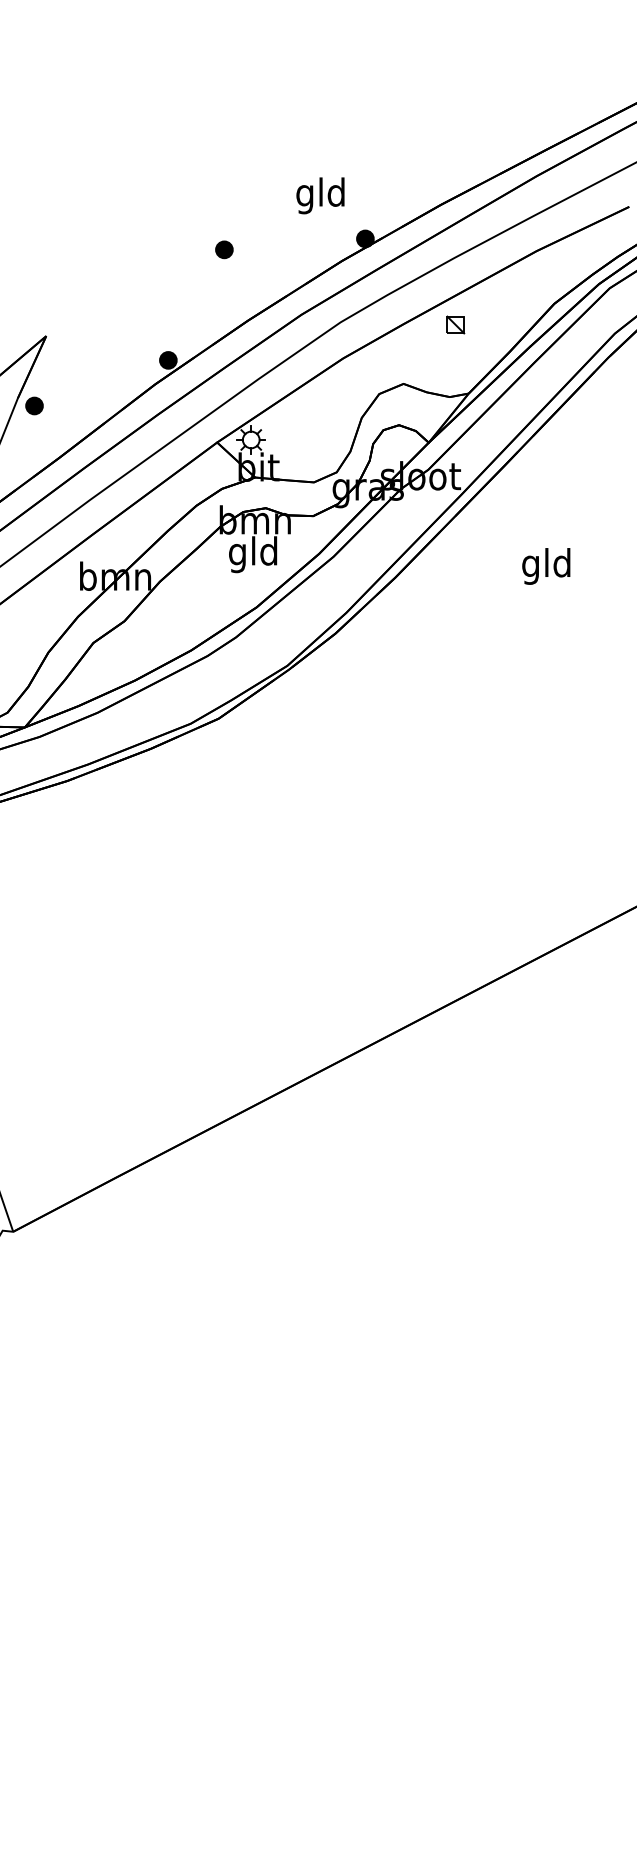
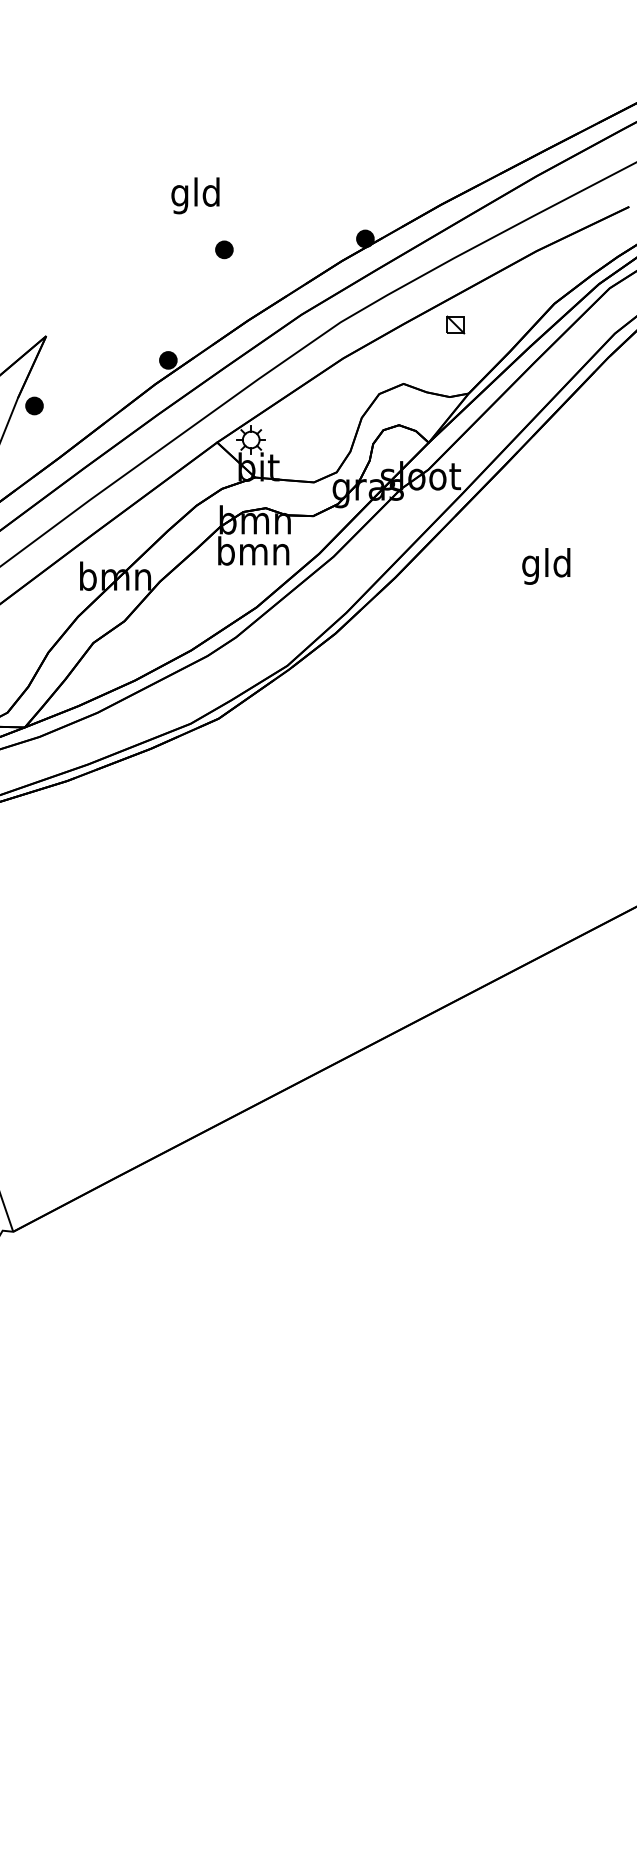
text position: (320, 195) -> (195, 195) (195, 195)
text: gld -> bmn (253, 554)
